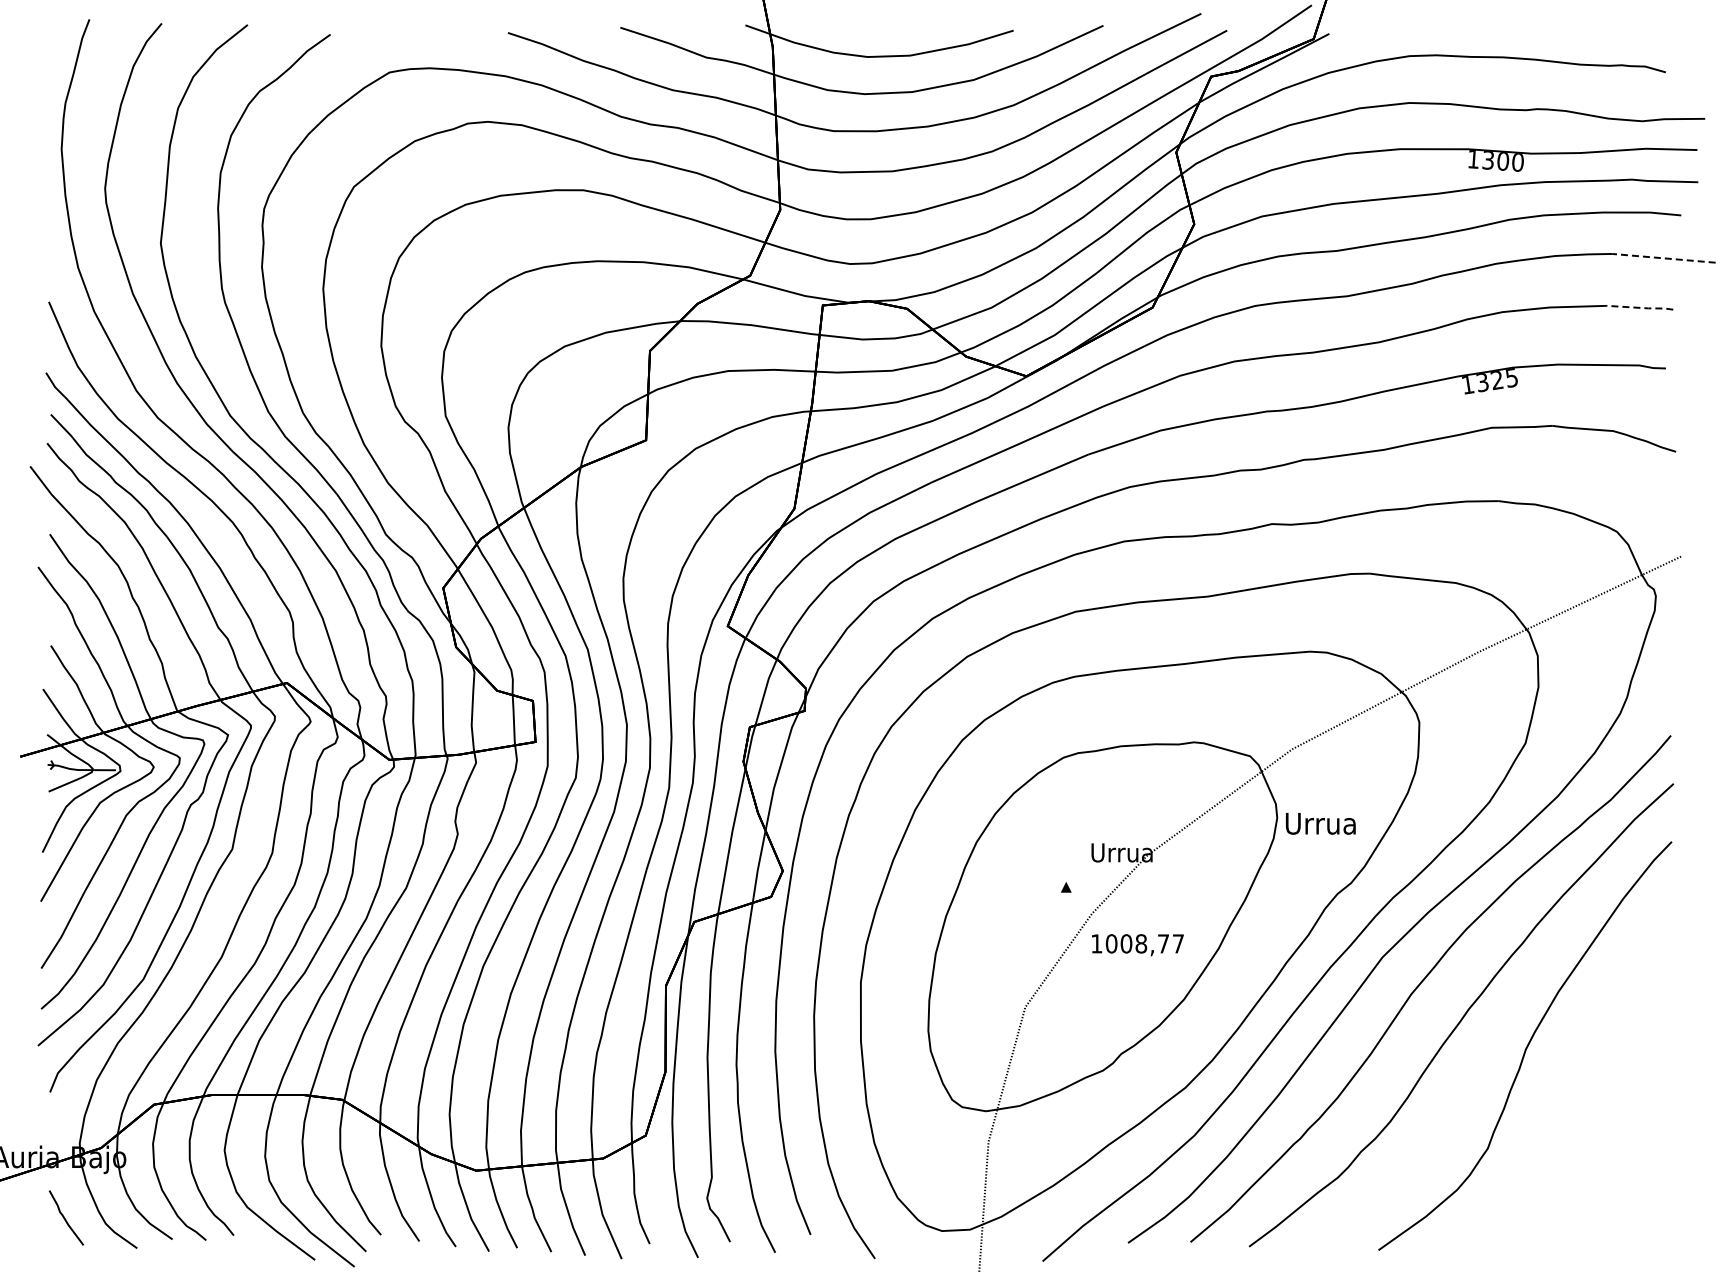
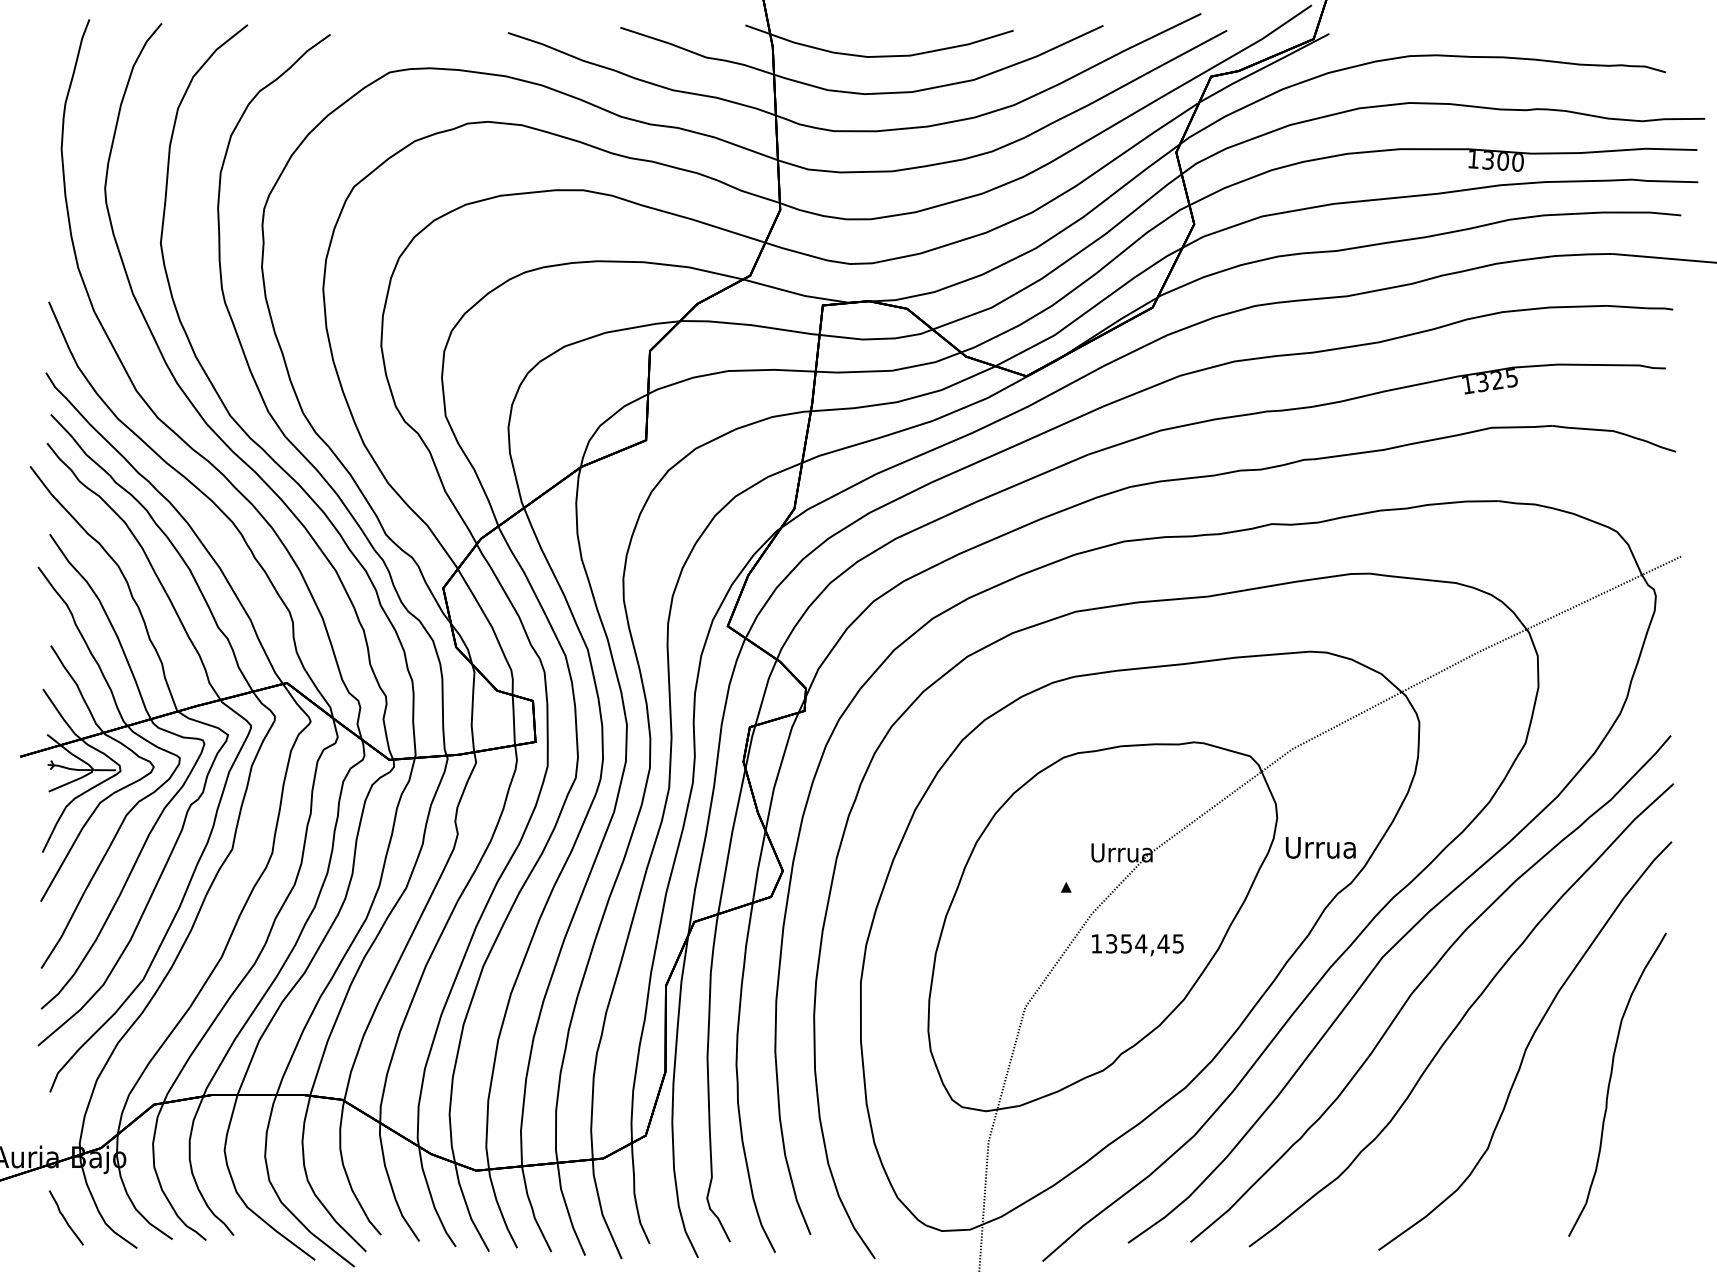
line: dashed -> solid (1663, 258)
line: dashed -> solid (1641, 307)
text position: (1320, 823) -> (1320, 847) (1320, 847)
text: 1008,77 -> 1354,45 (1144, 943)
curve: none -> present (1610, 1083)
